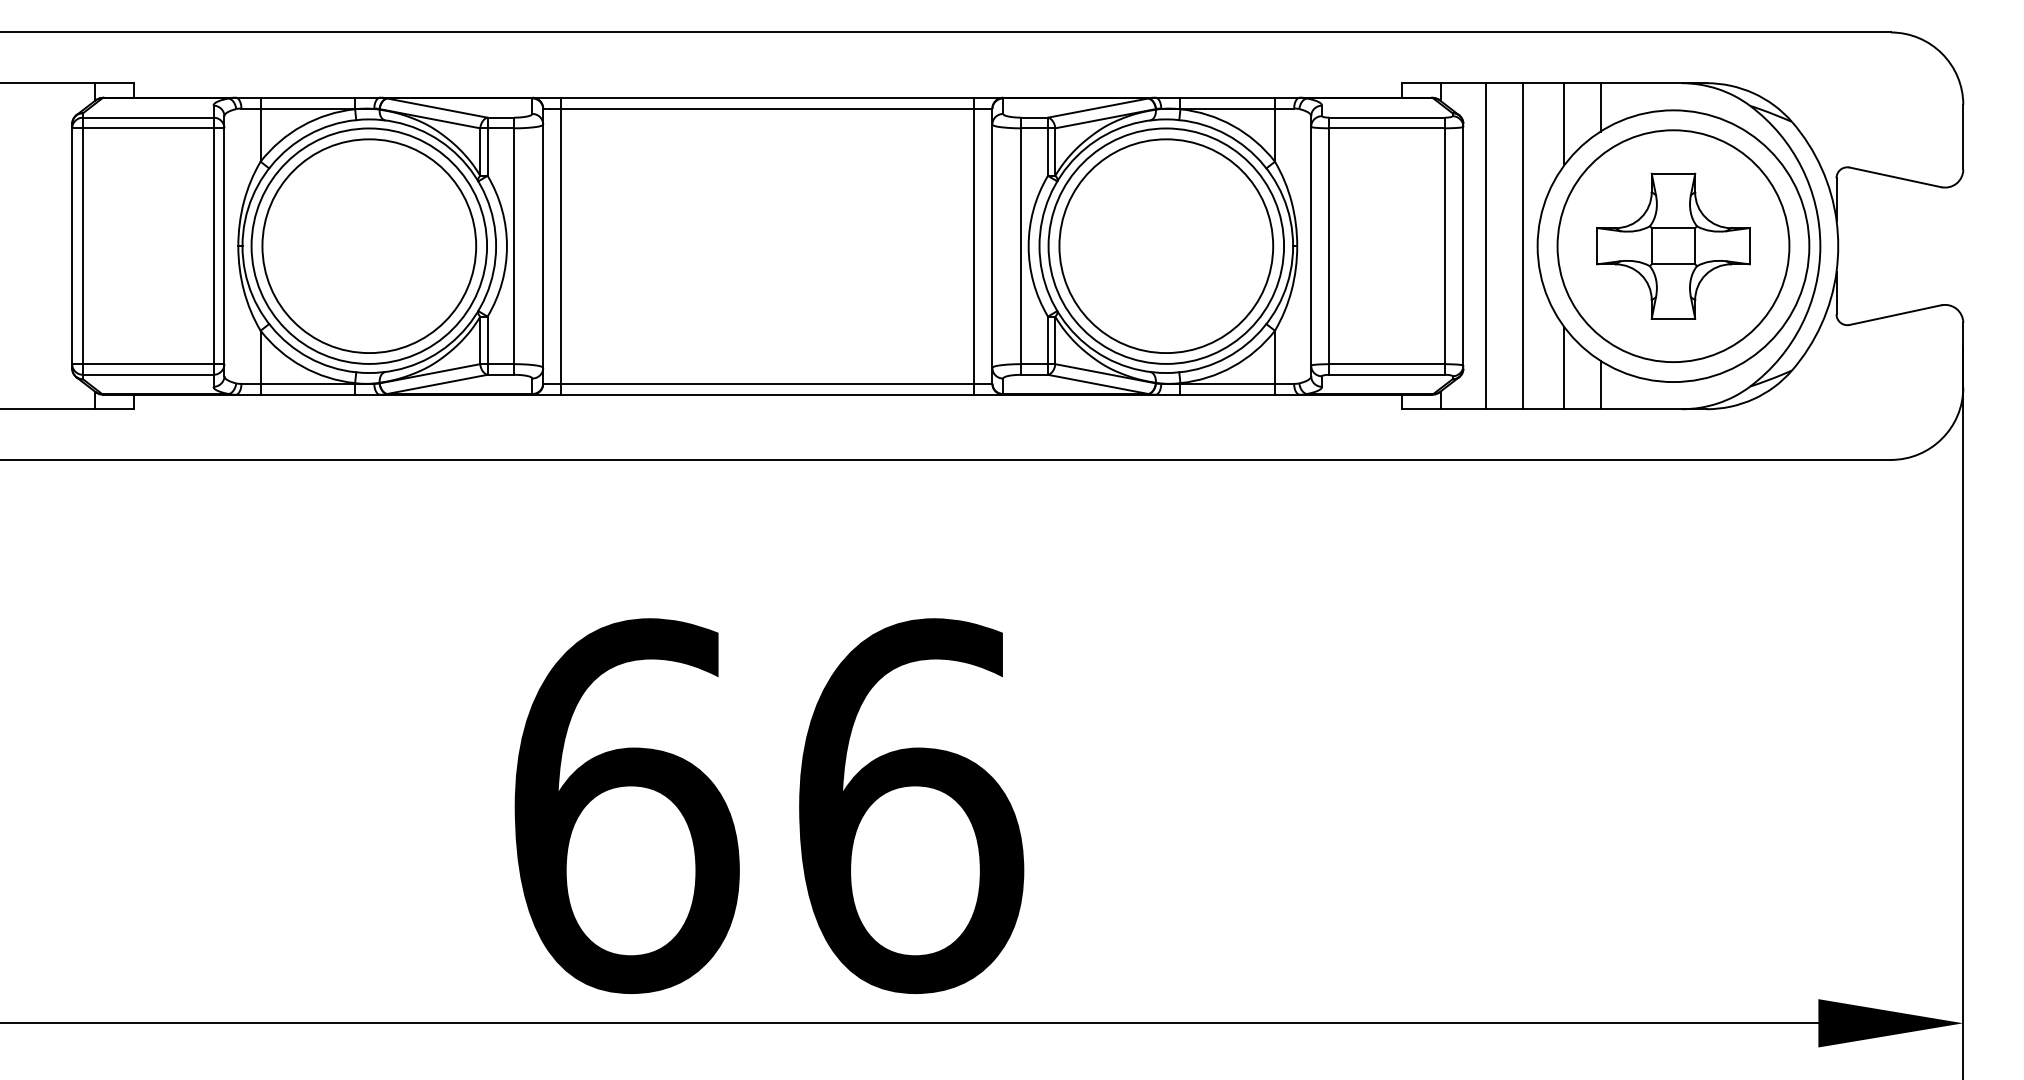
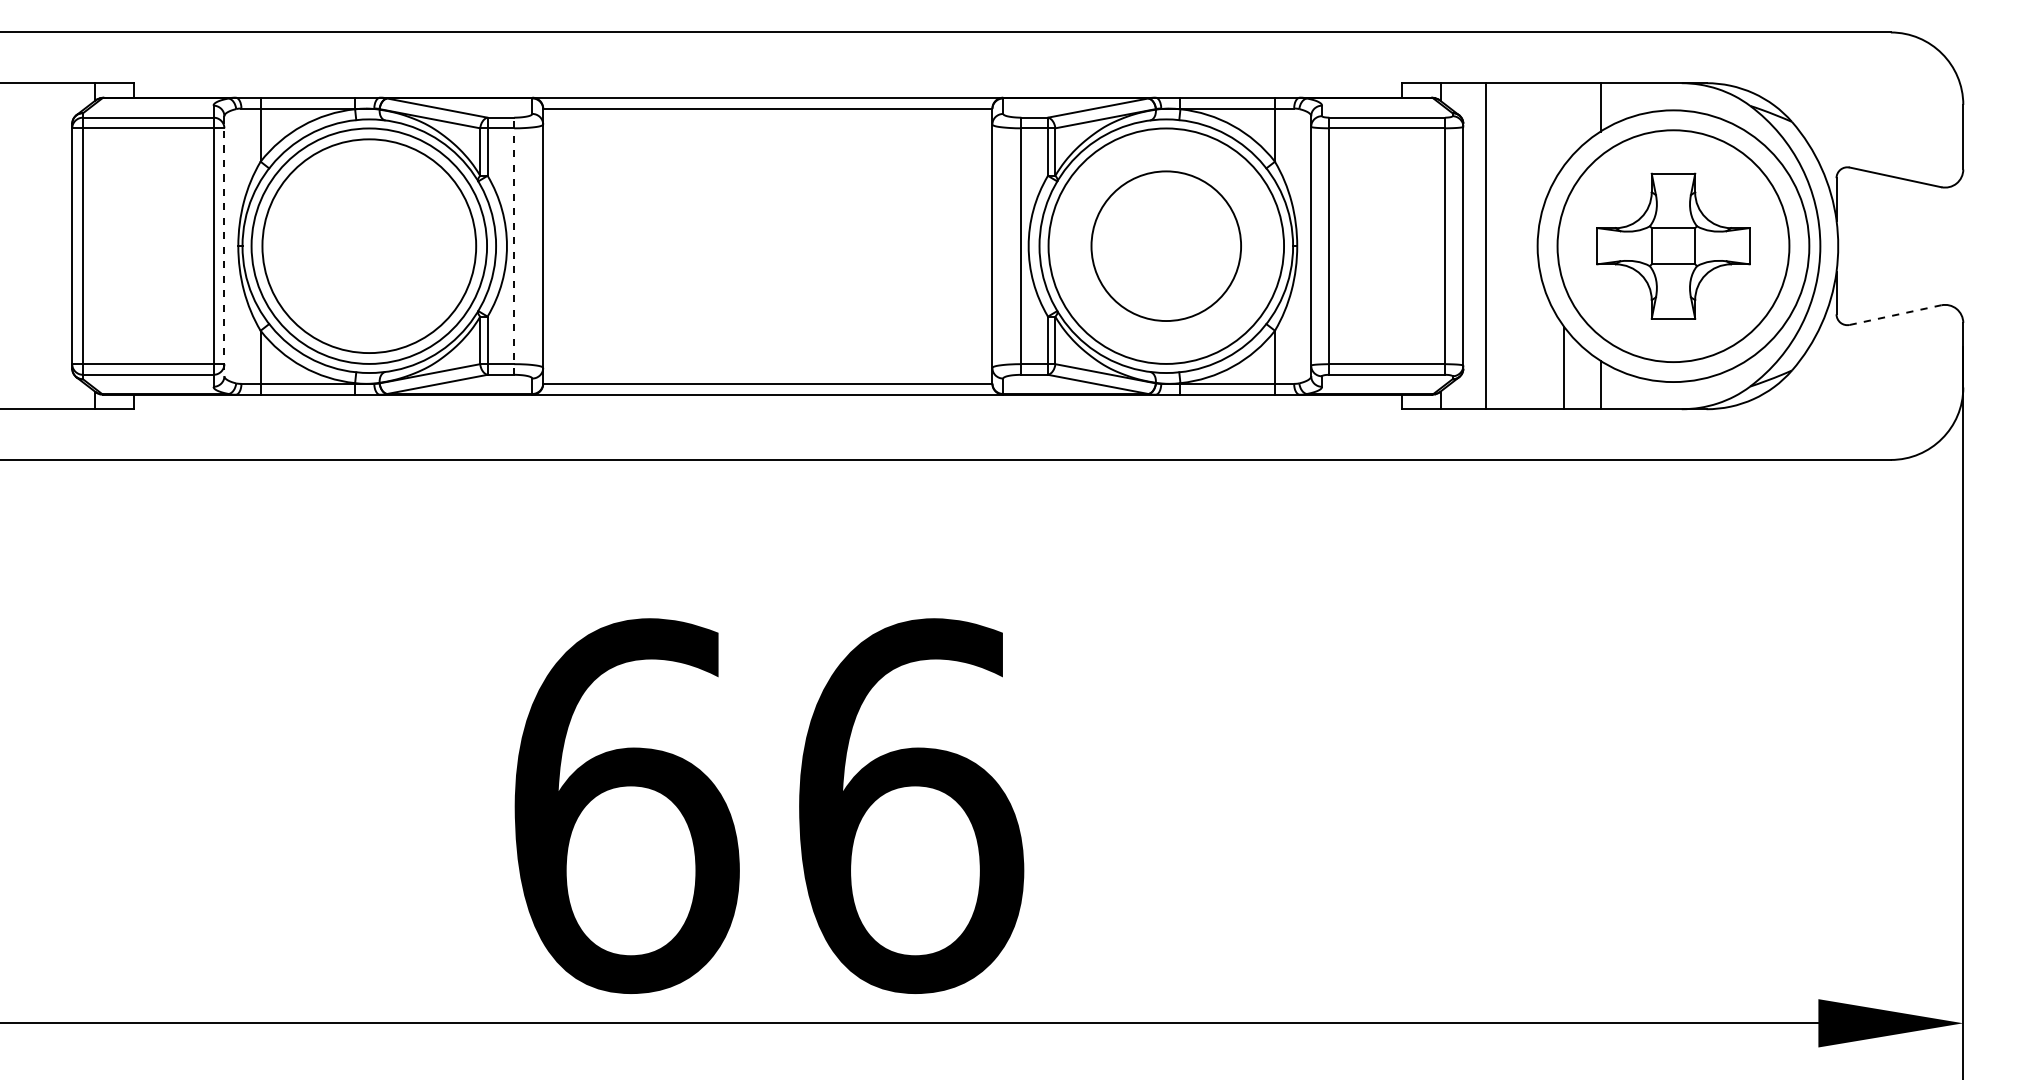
line: present -> none (1564, 124)
line: present -> none (561, 245)
line: present -> none (974, 245)
line: solid -> dashed (224, 246)
line: solid -> dashed (514, 246)
circle diameter: 214 px -> 150 px (1166, 246)
line: present -> none (1522, 246)
line: solid -> dashed (1895, 315)
